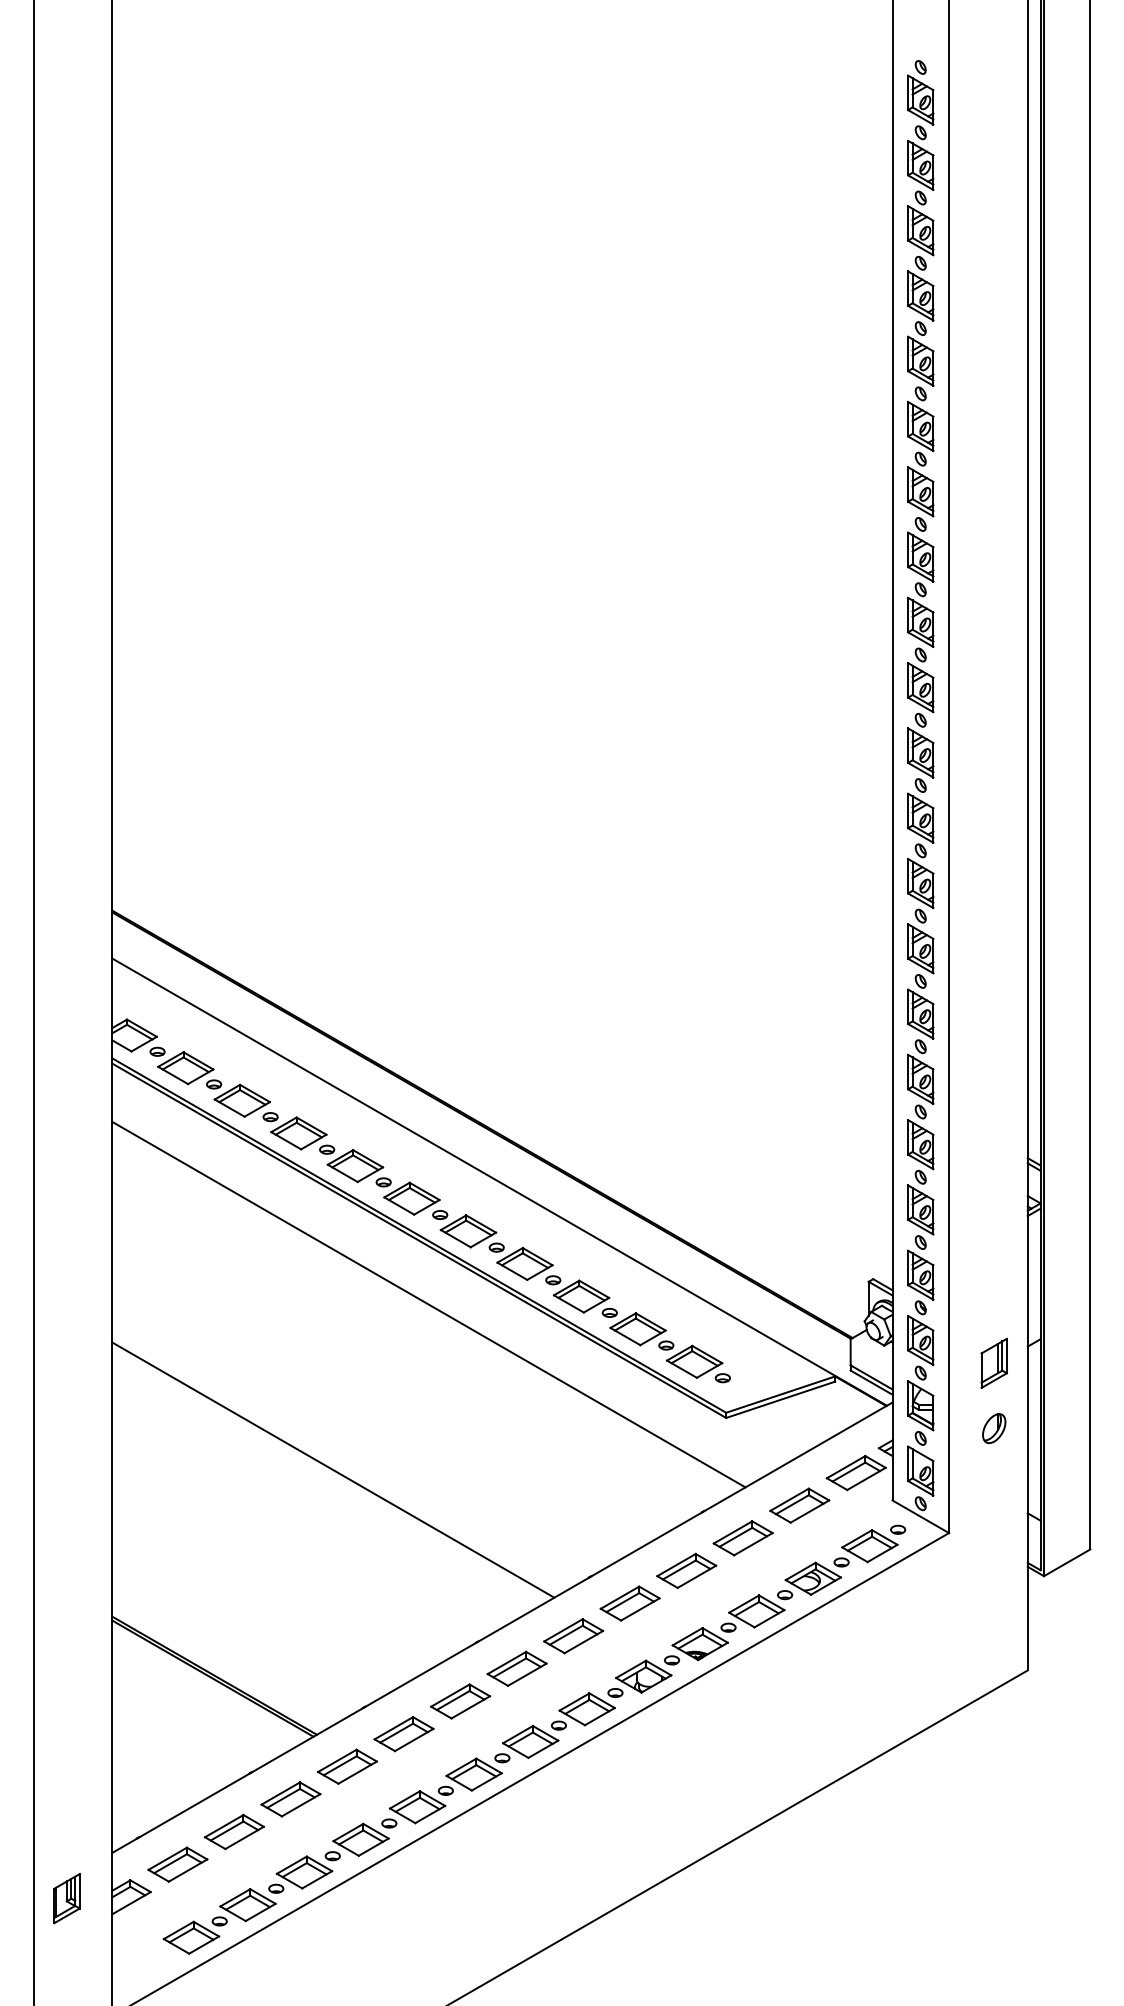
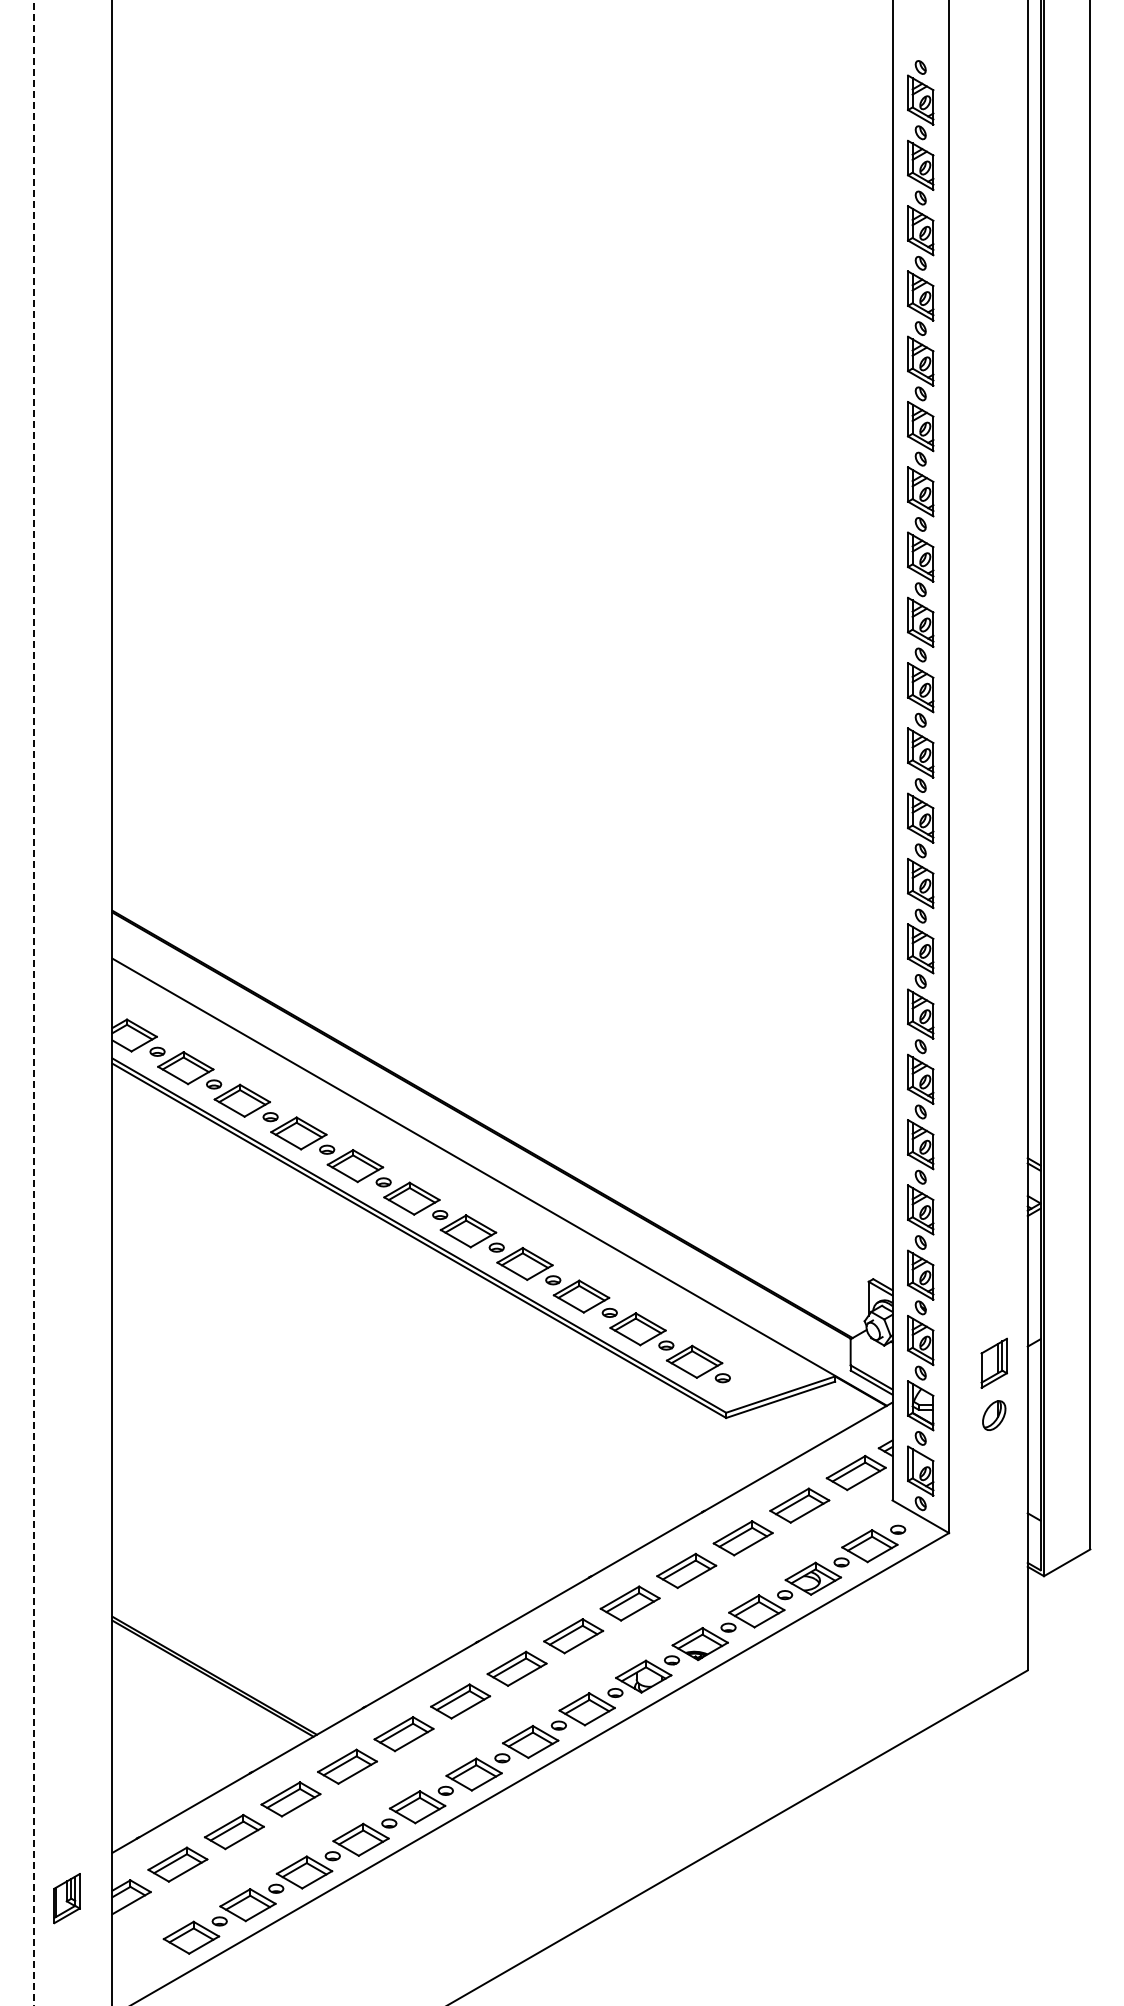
line: solid -> dashed (33, 1003)
line: present -> none (428, 1304)
part position: (994, 1428) -> (994, 1415) (994, 1415)
line: present -> none (333, 1469)
